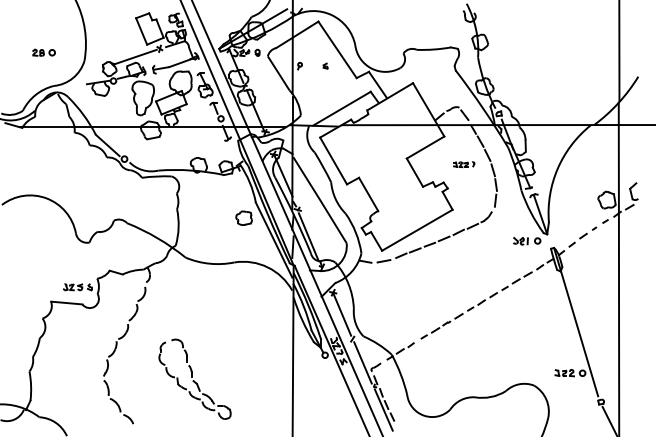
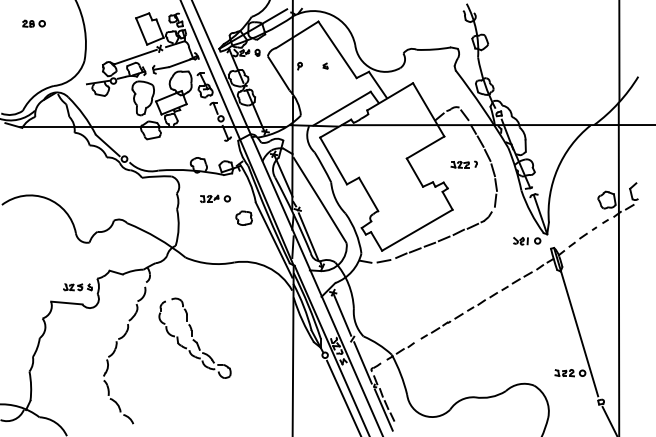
part position: (43, 52) -> (33, 23) (33, 23)
part size: 23x8 px -> 28x9 px (463, 164)
part: none -> present (215, 198)
part position: (194, 378) -> (194, 337) (194, 337)
line: none -> present (343, 396)
